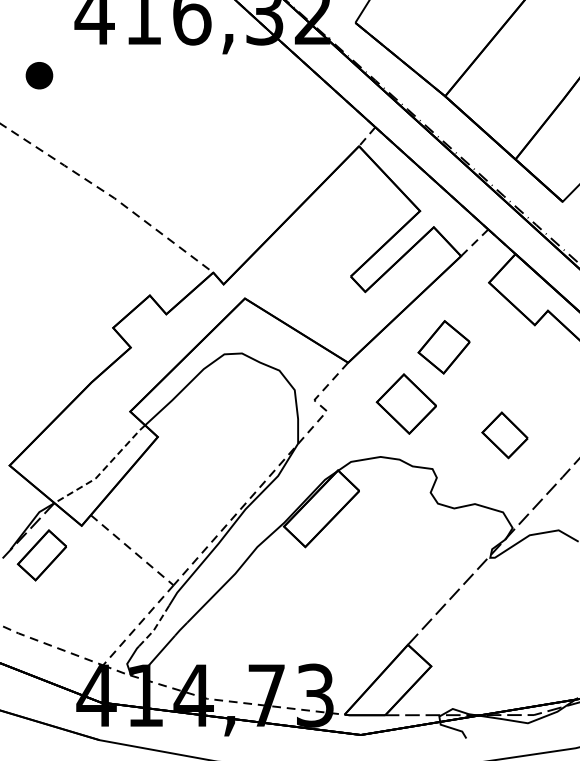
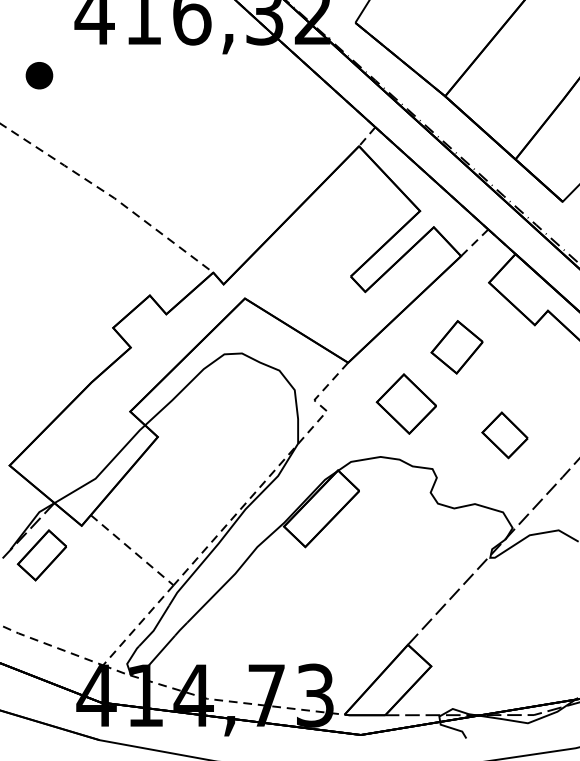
part position: (443, 347) -> (456, 347) (456, 347)
line: dashed -> solid (104, 469)
line: dashed -> solid (155, 627)
